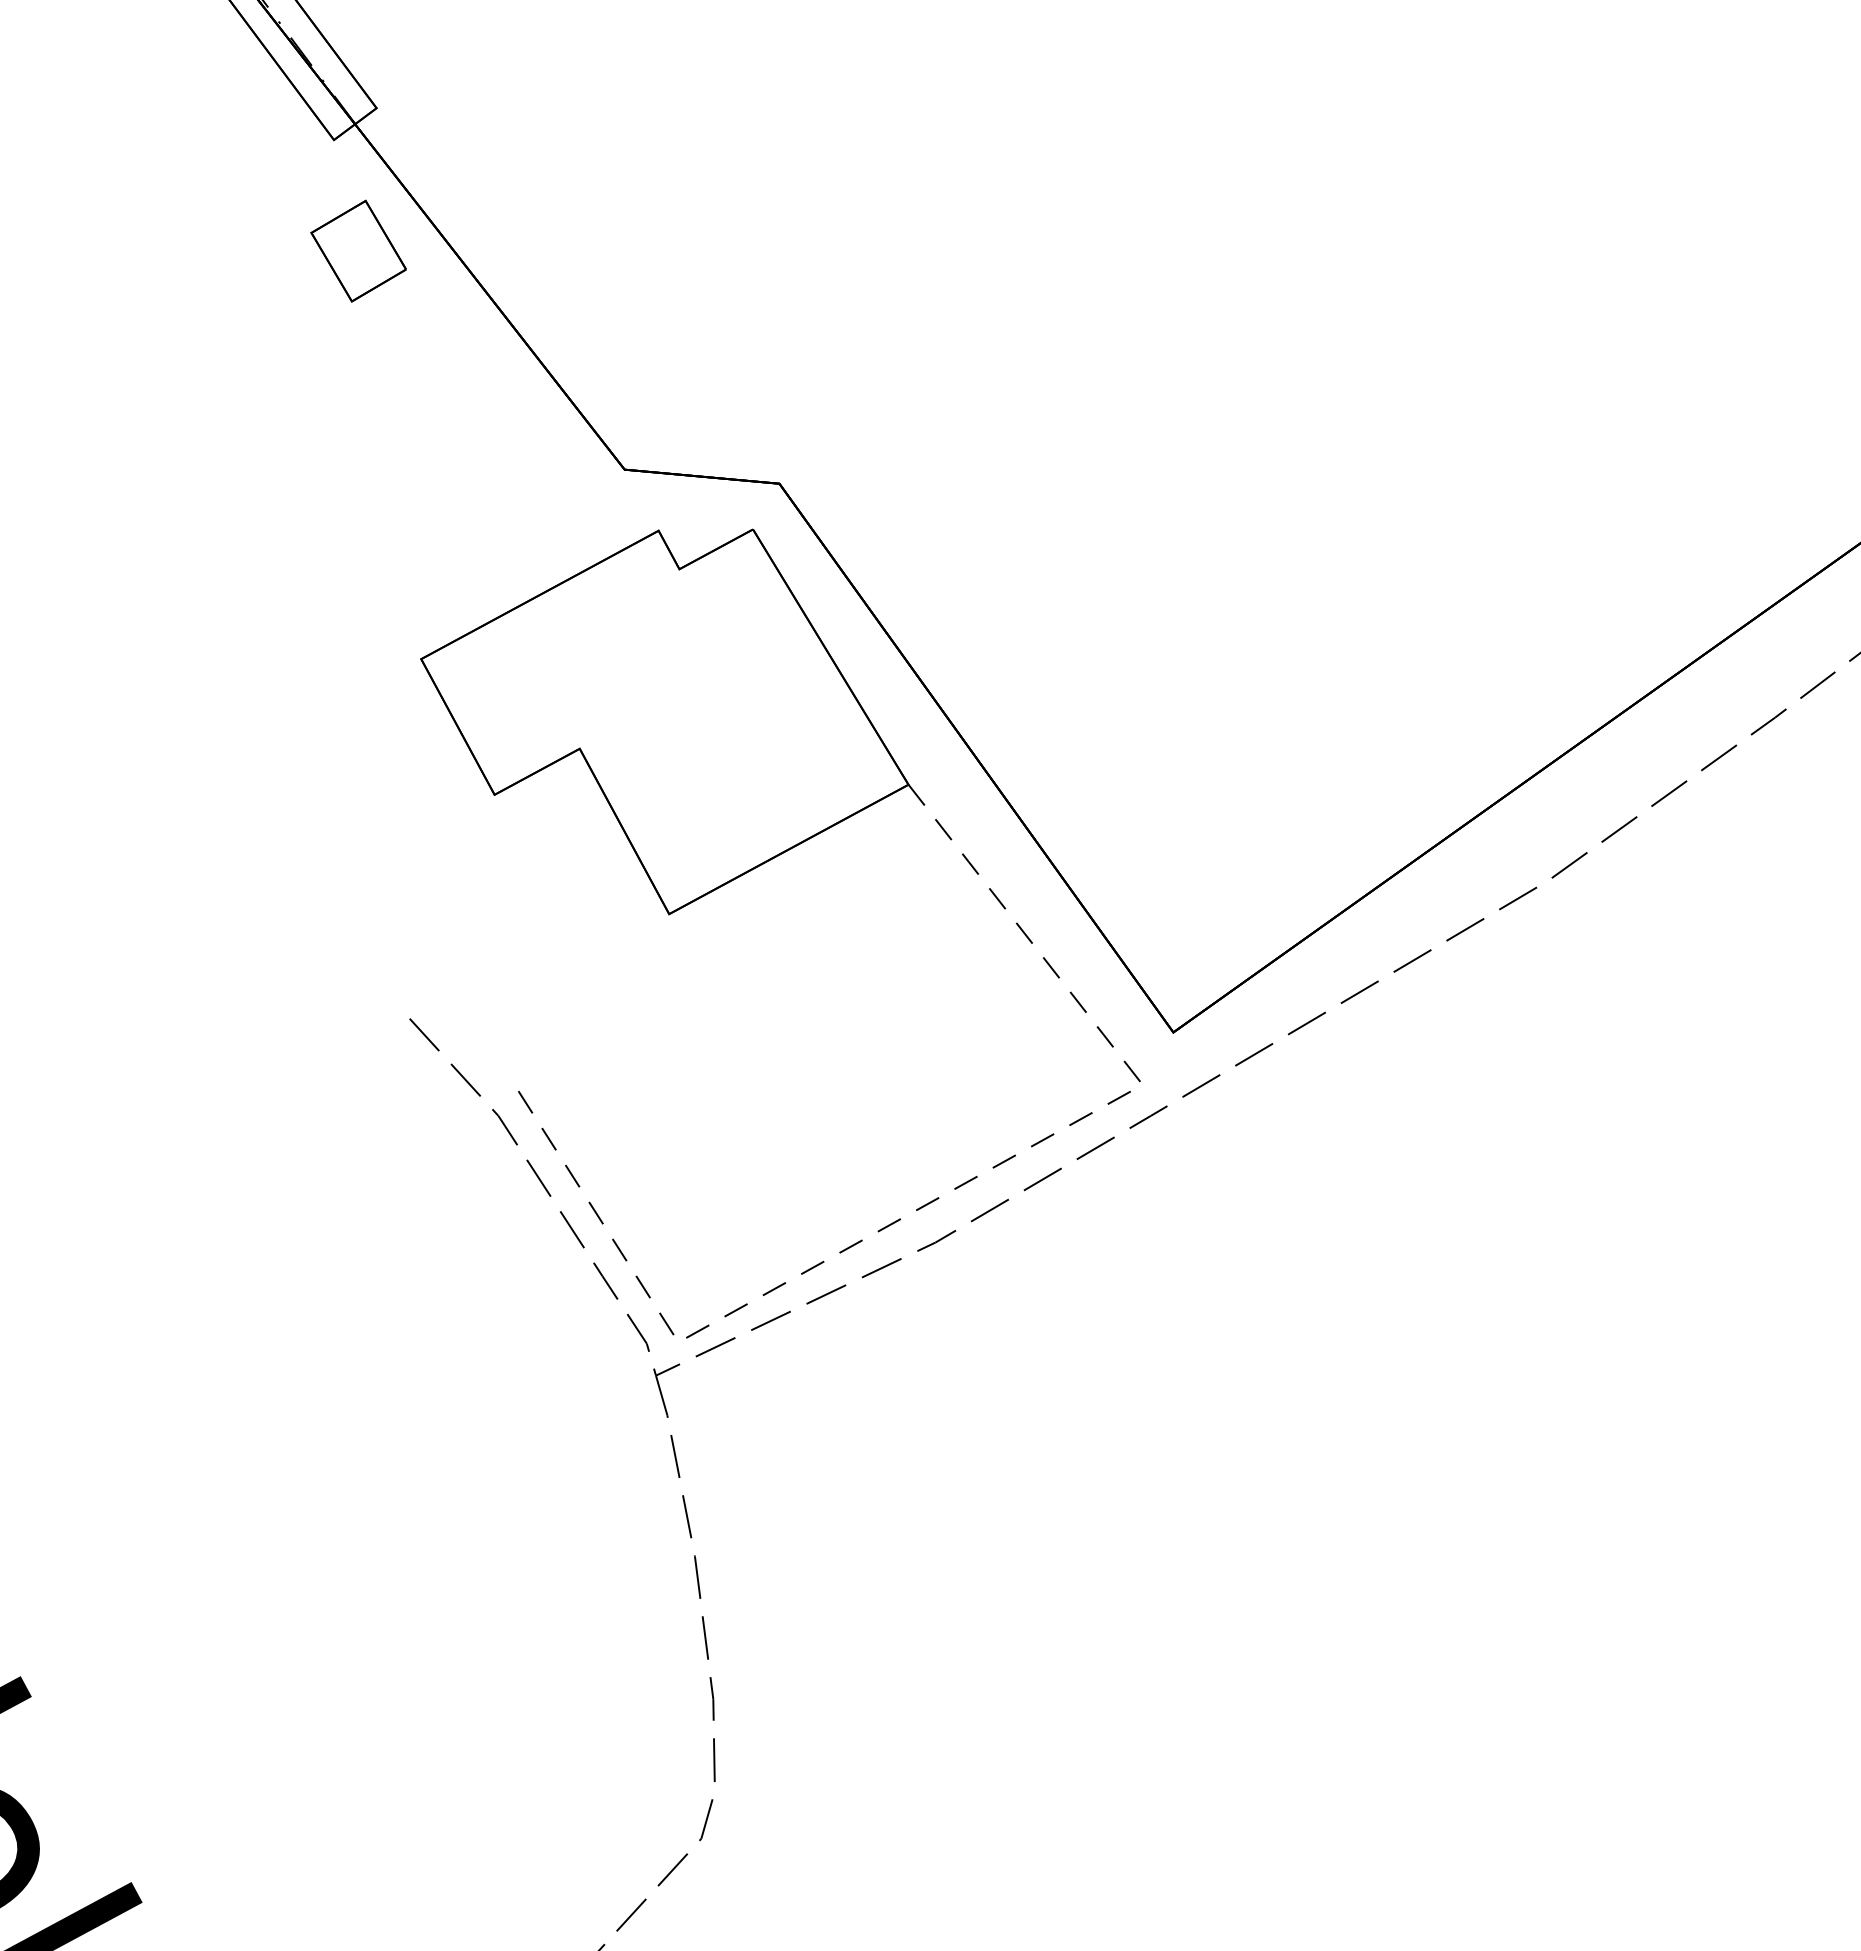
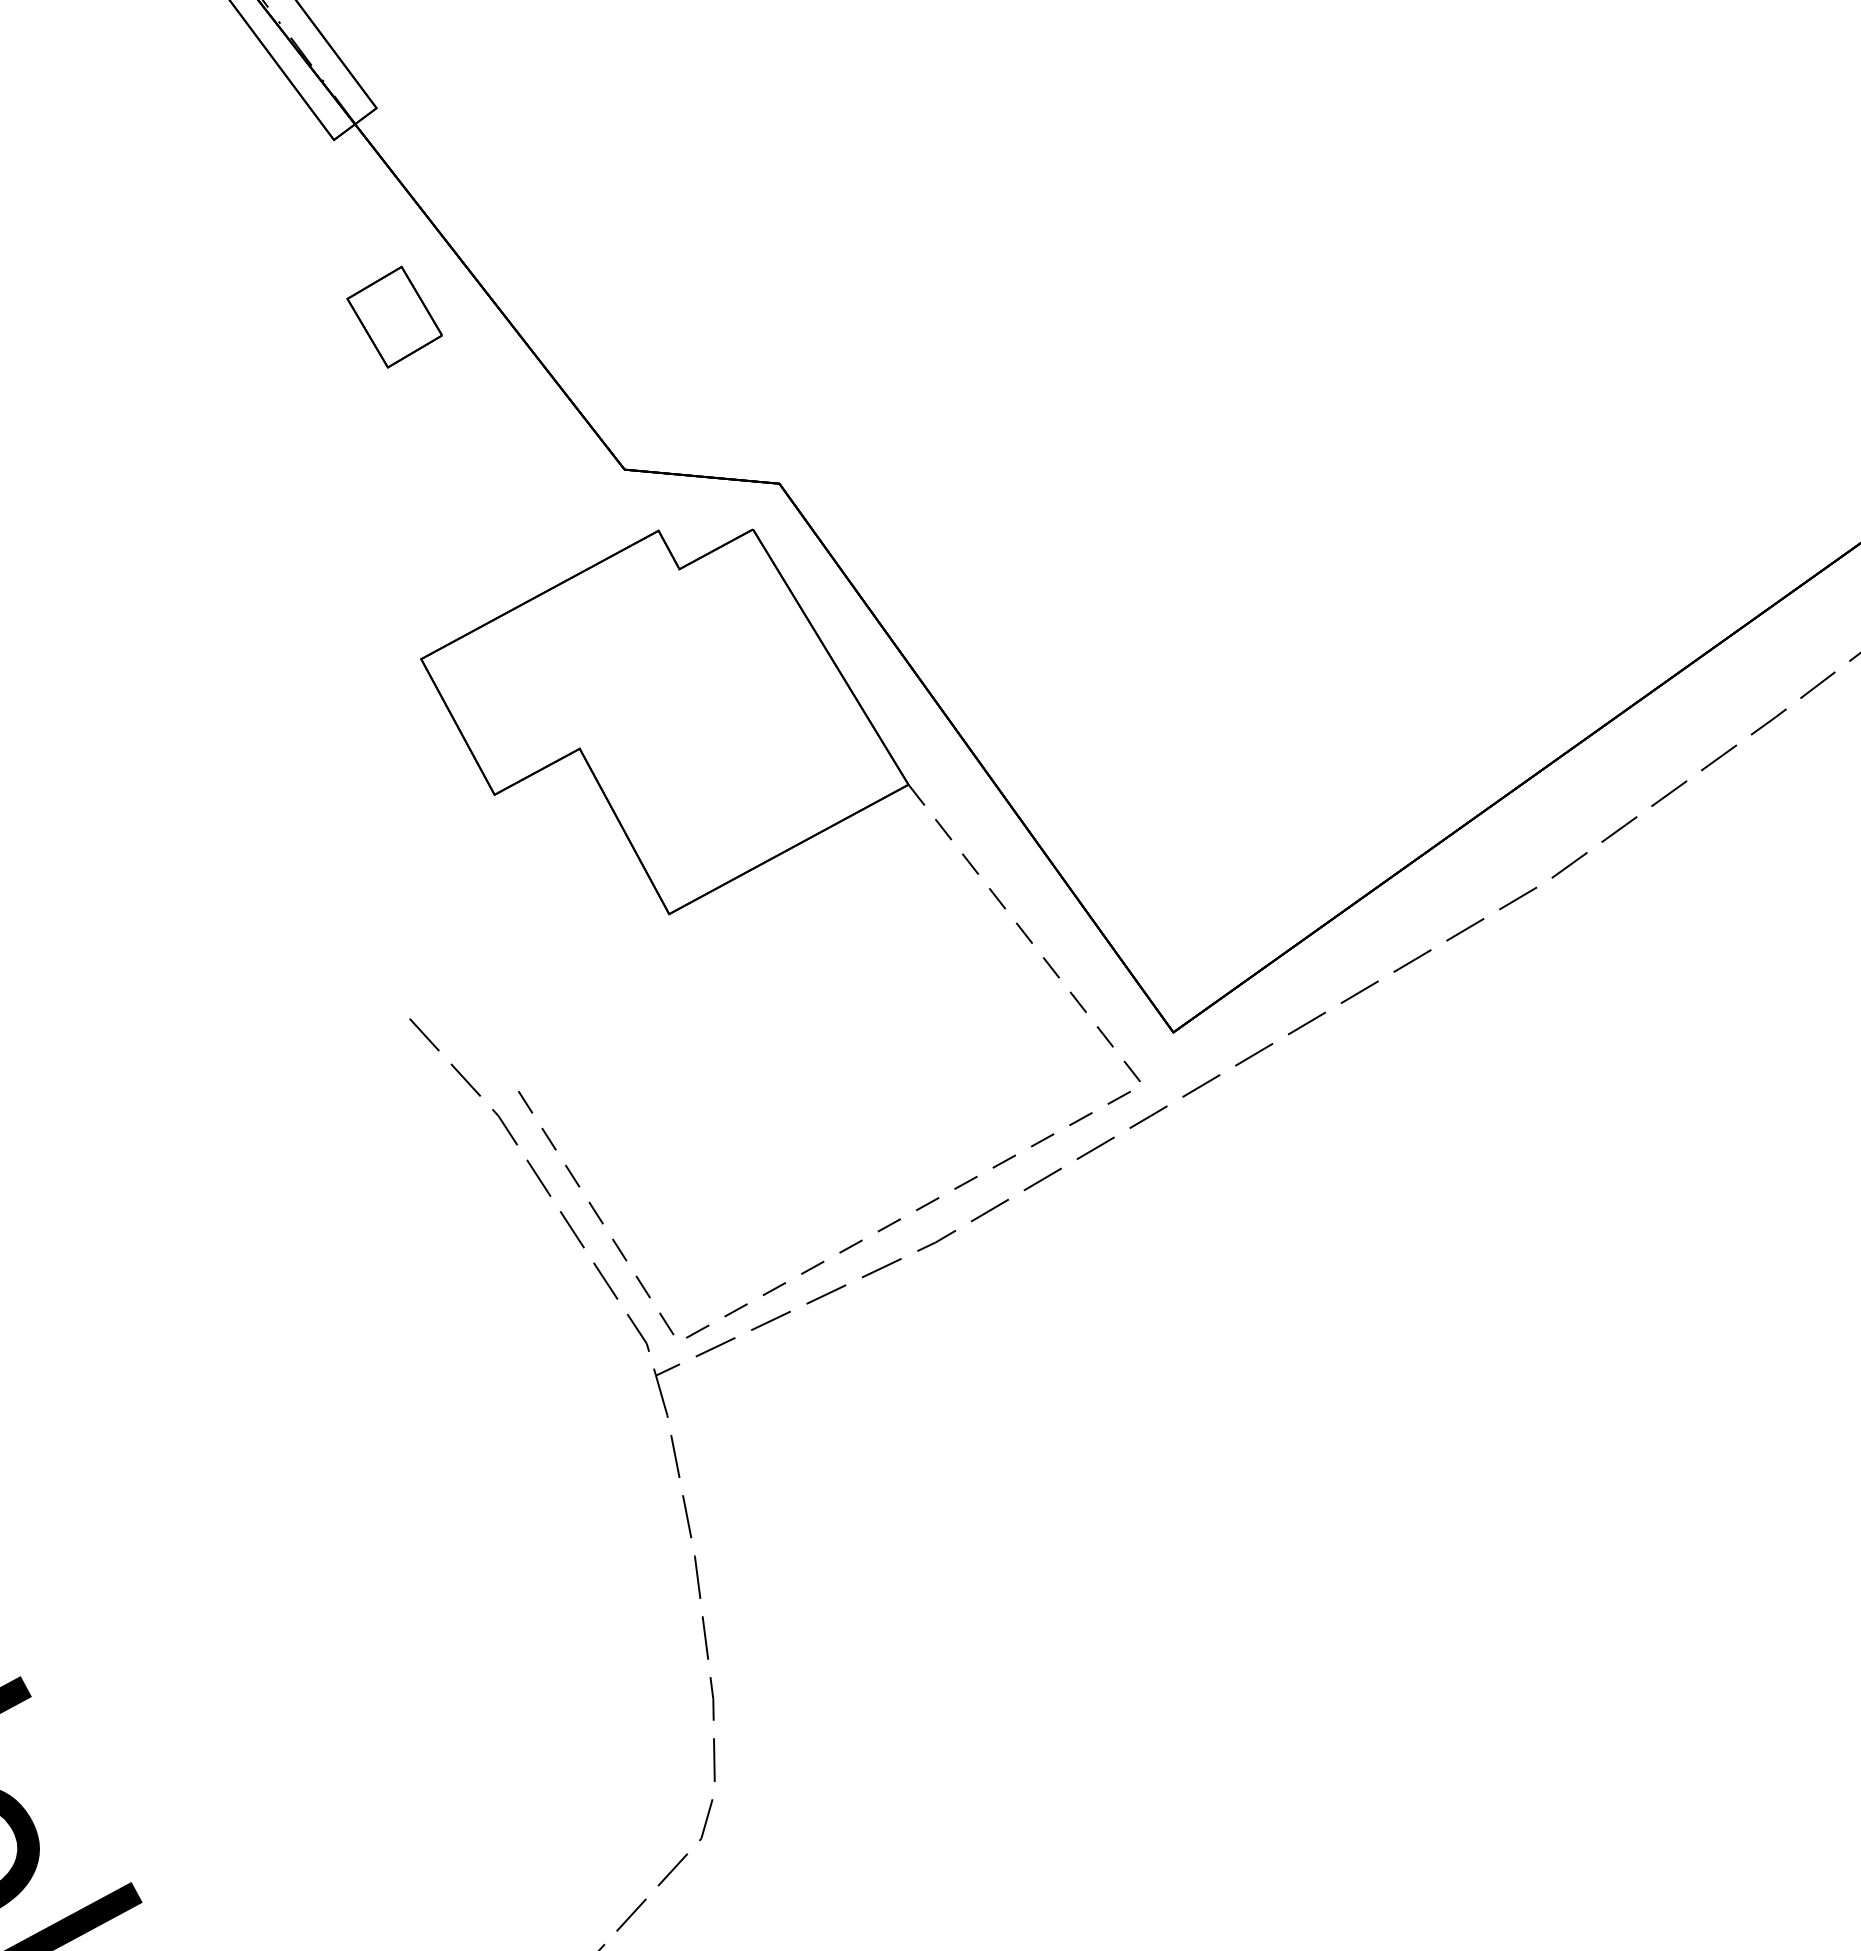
part position: (358, 250) -> (394, 316) (394, 316)
